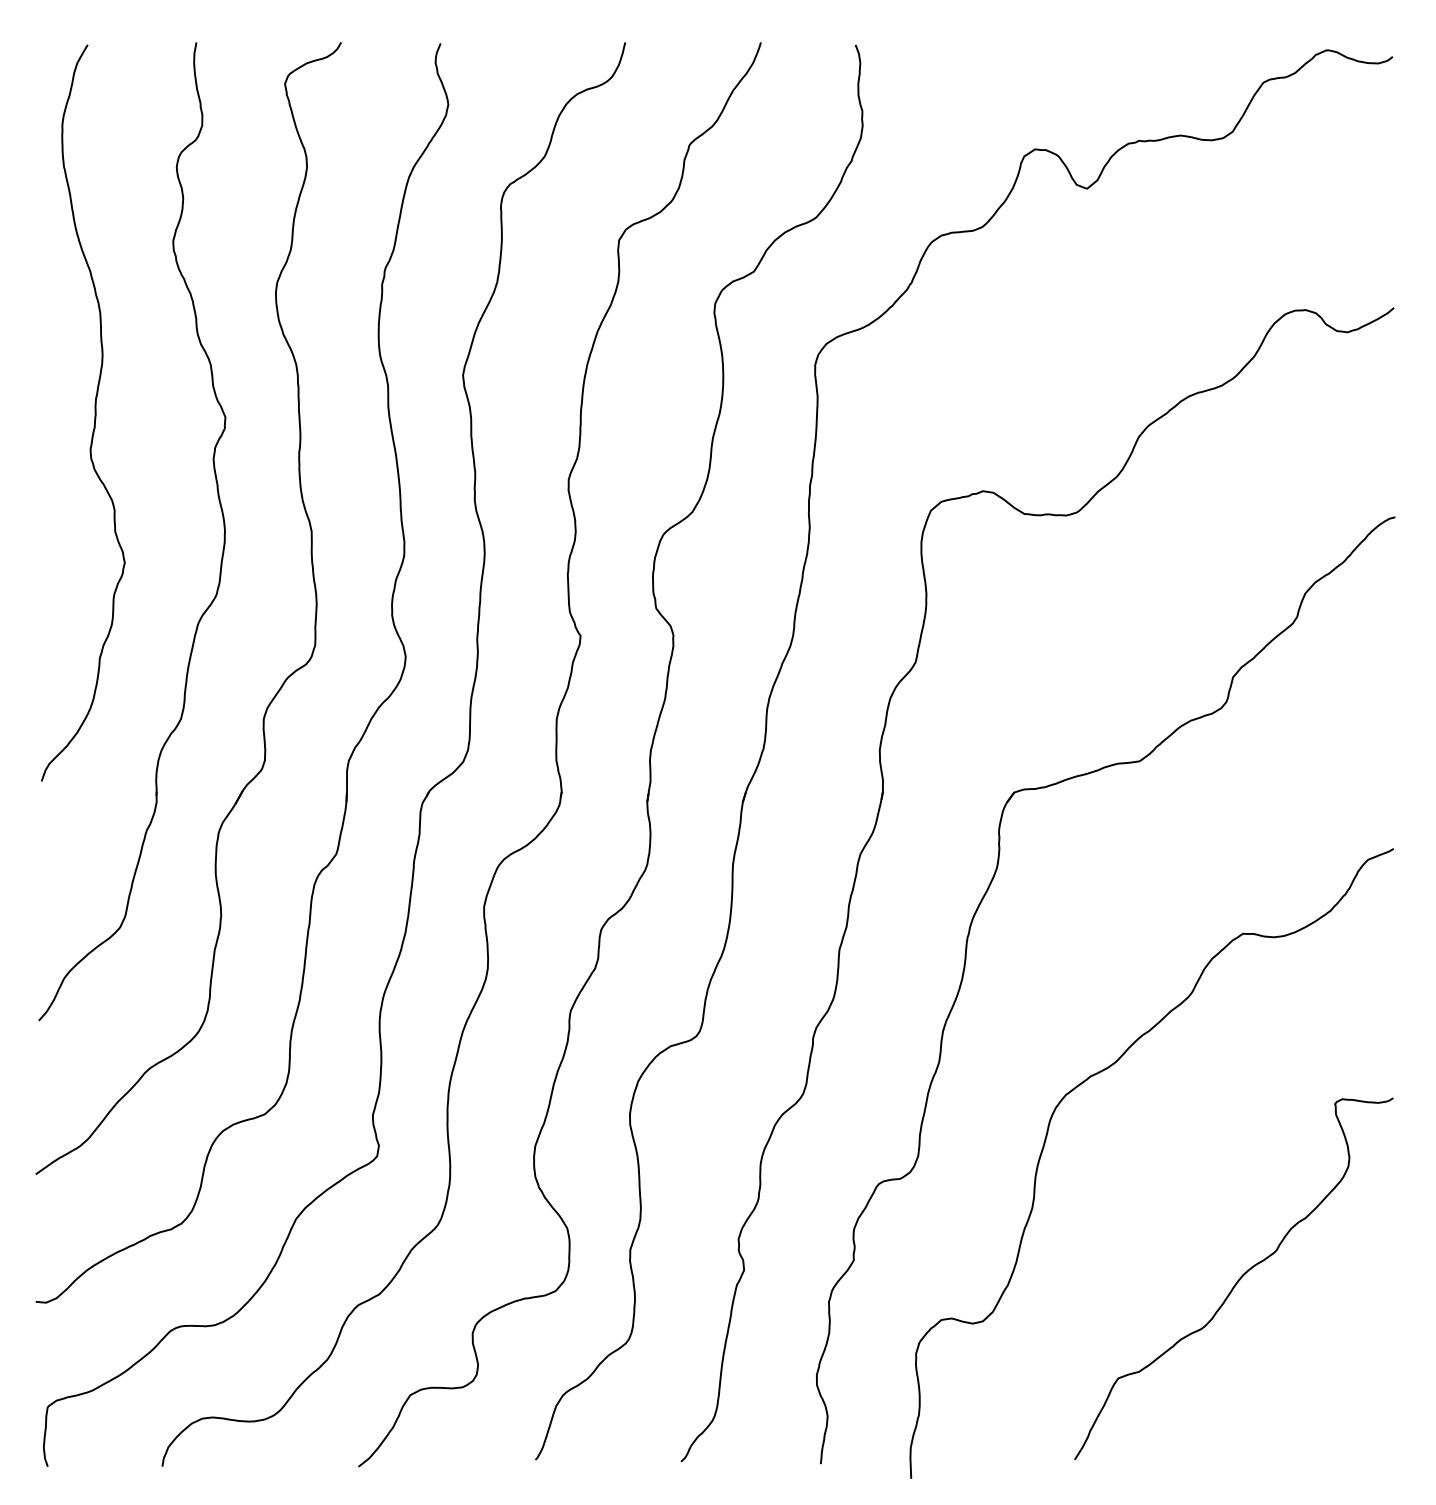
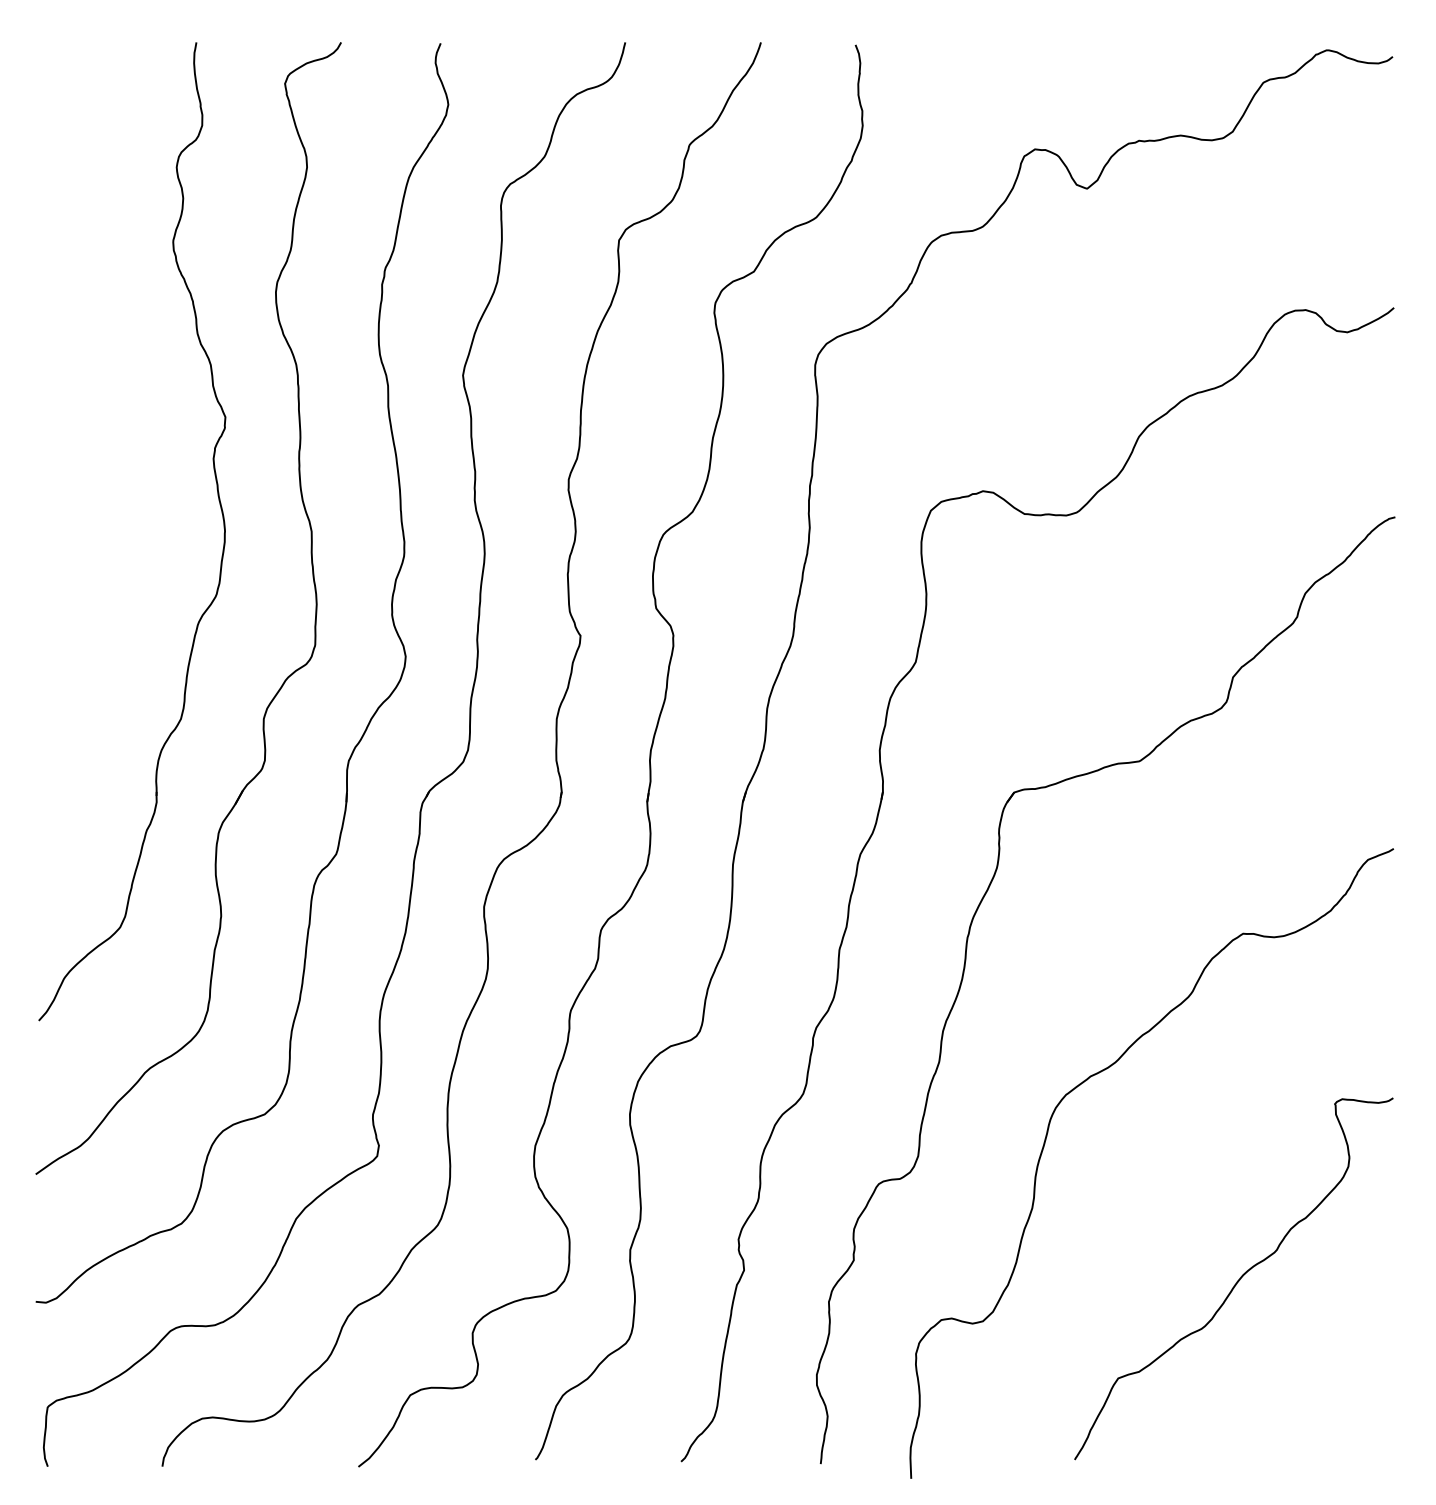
curve: present -> none (94, 412)
